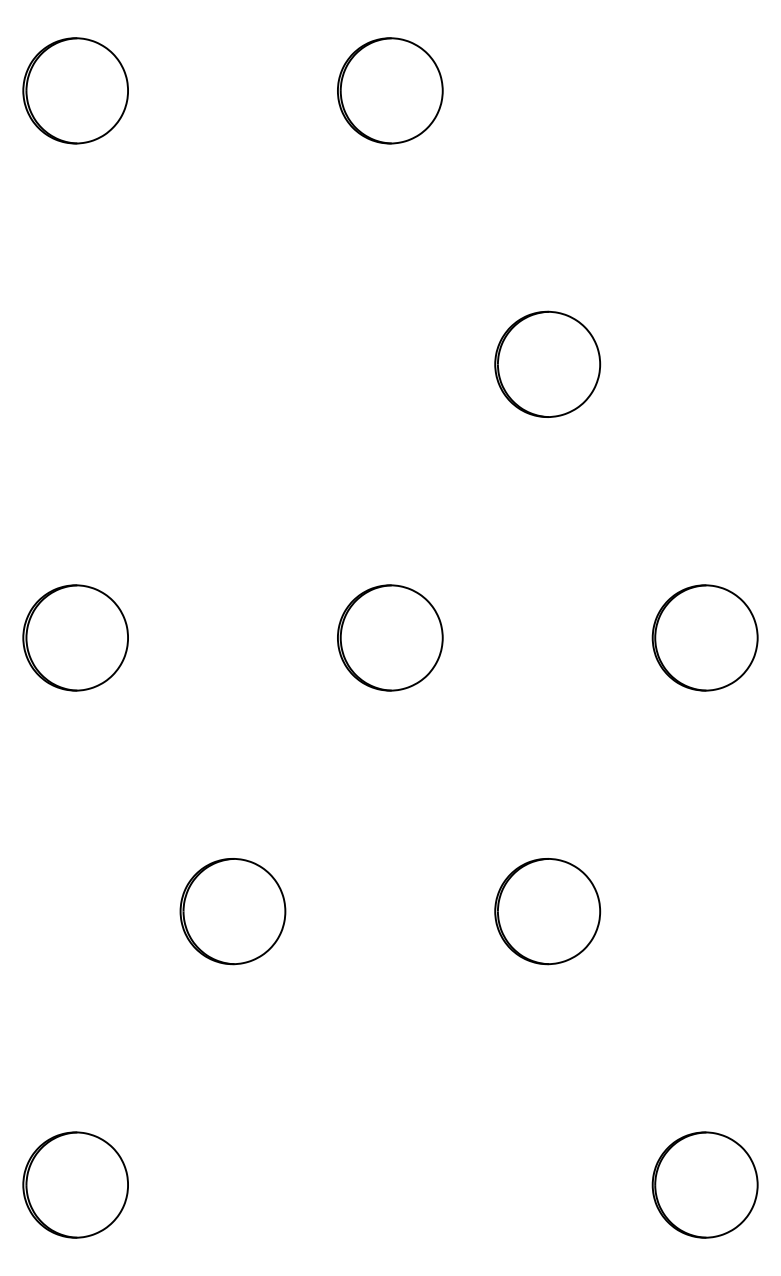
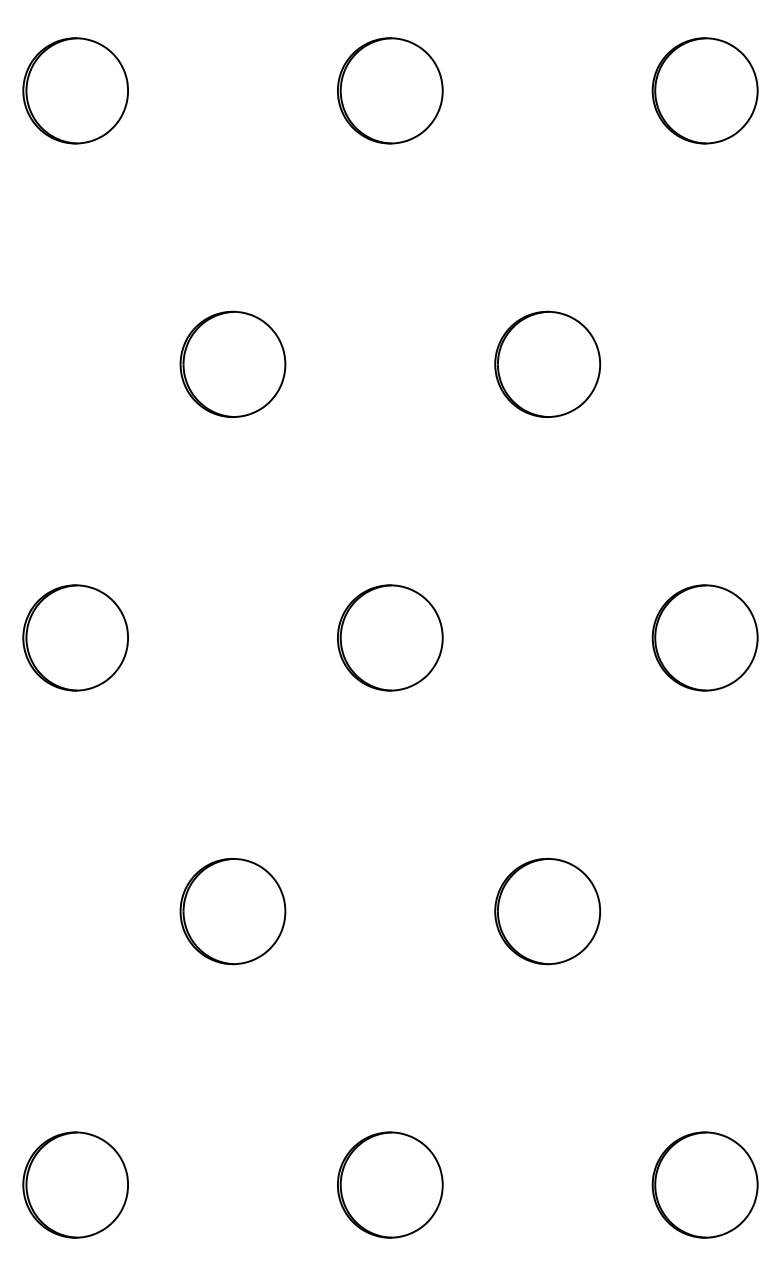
part: none -> present (704, 90)
part: none -> present (232, 363)
part: none -> present (390, 1184)
